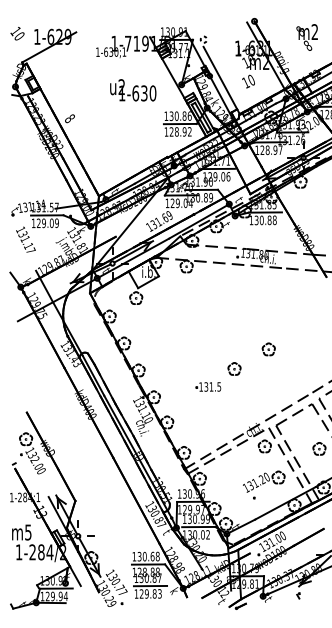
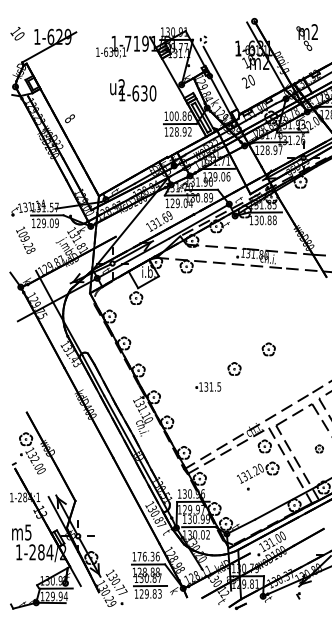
text: 10 -> 20 (244, 82)
text: 130.86 -> 100.86 (171, 115)
text: 131.17 -> 109.28 (26, 242)
part size: 15x14 px -> 10x10 px (318, 448)
part position: (264, 484) -> (258, 475) (258, 475)
text: 130.68 -> 176.36 (148, 556)
